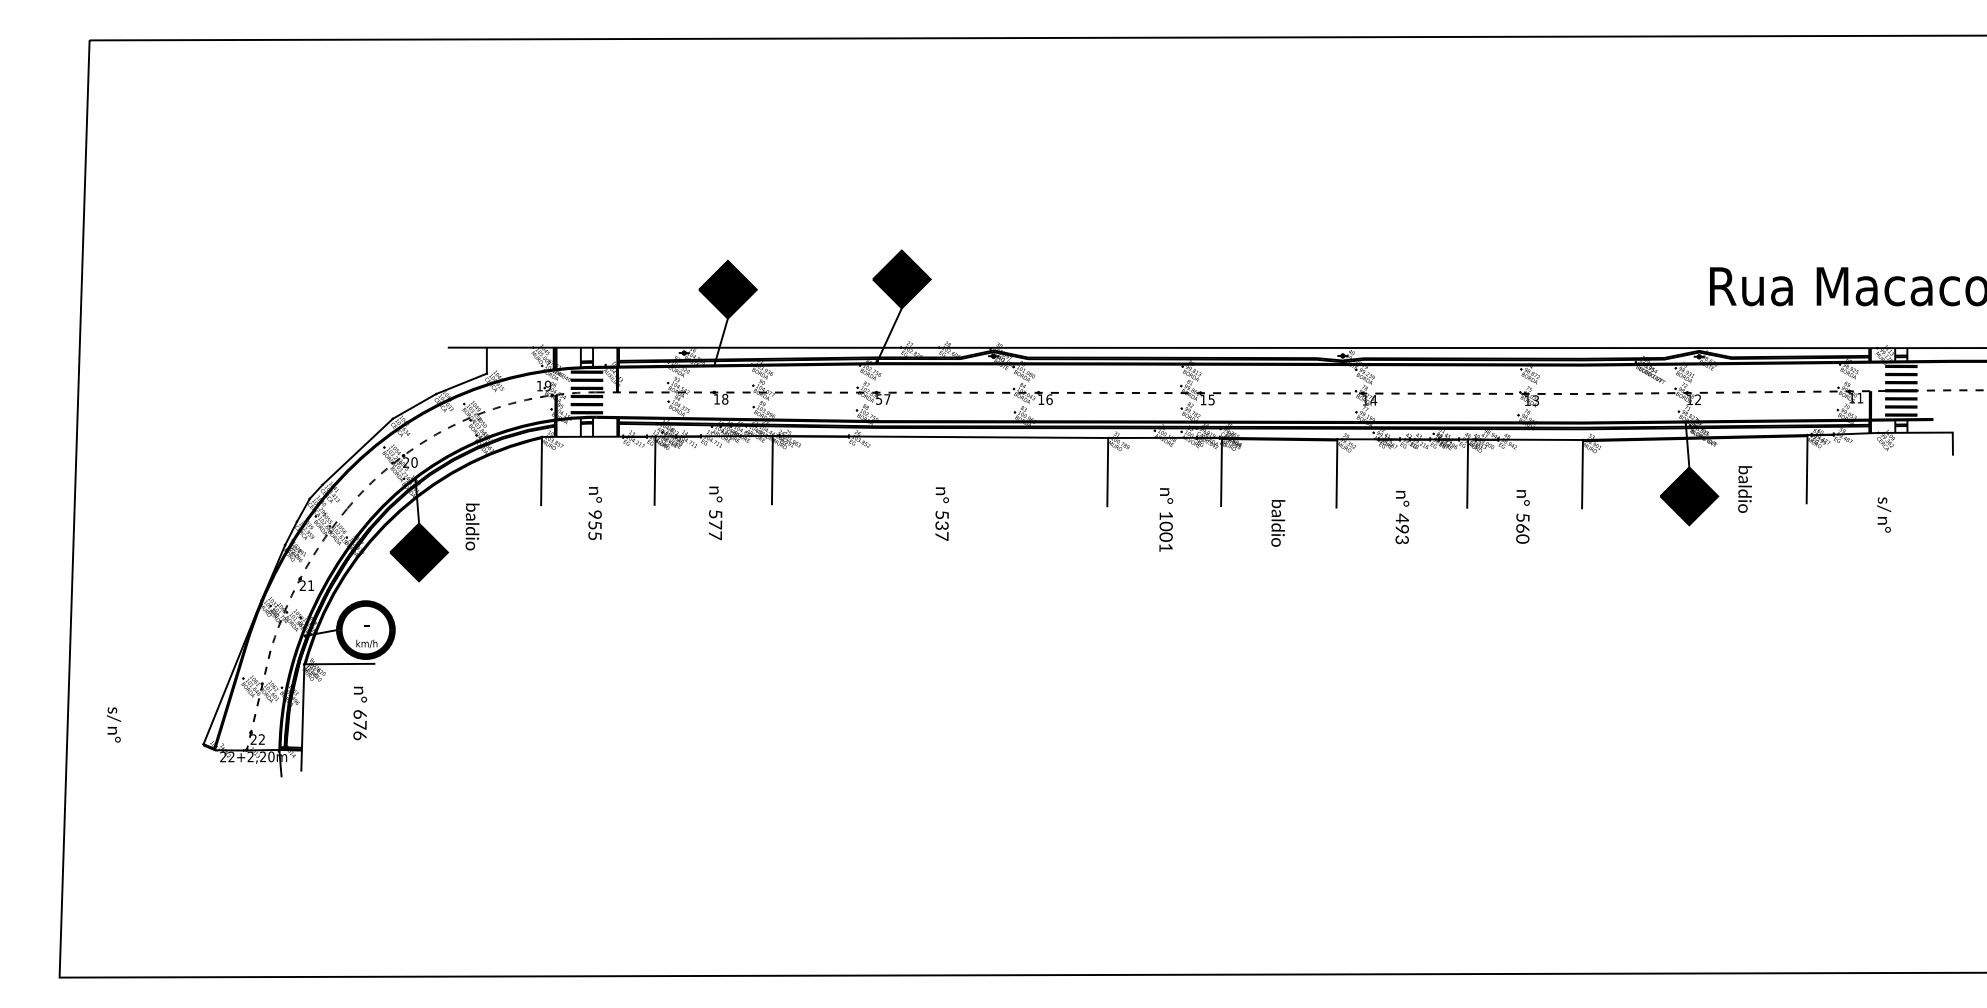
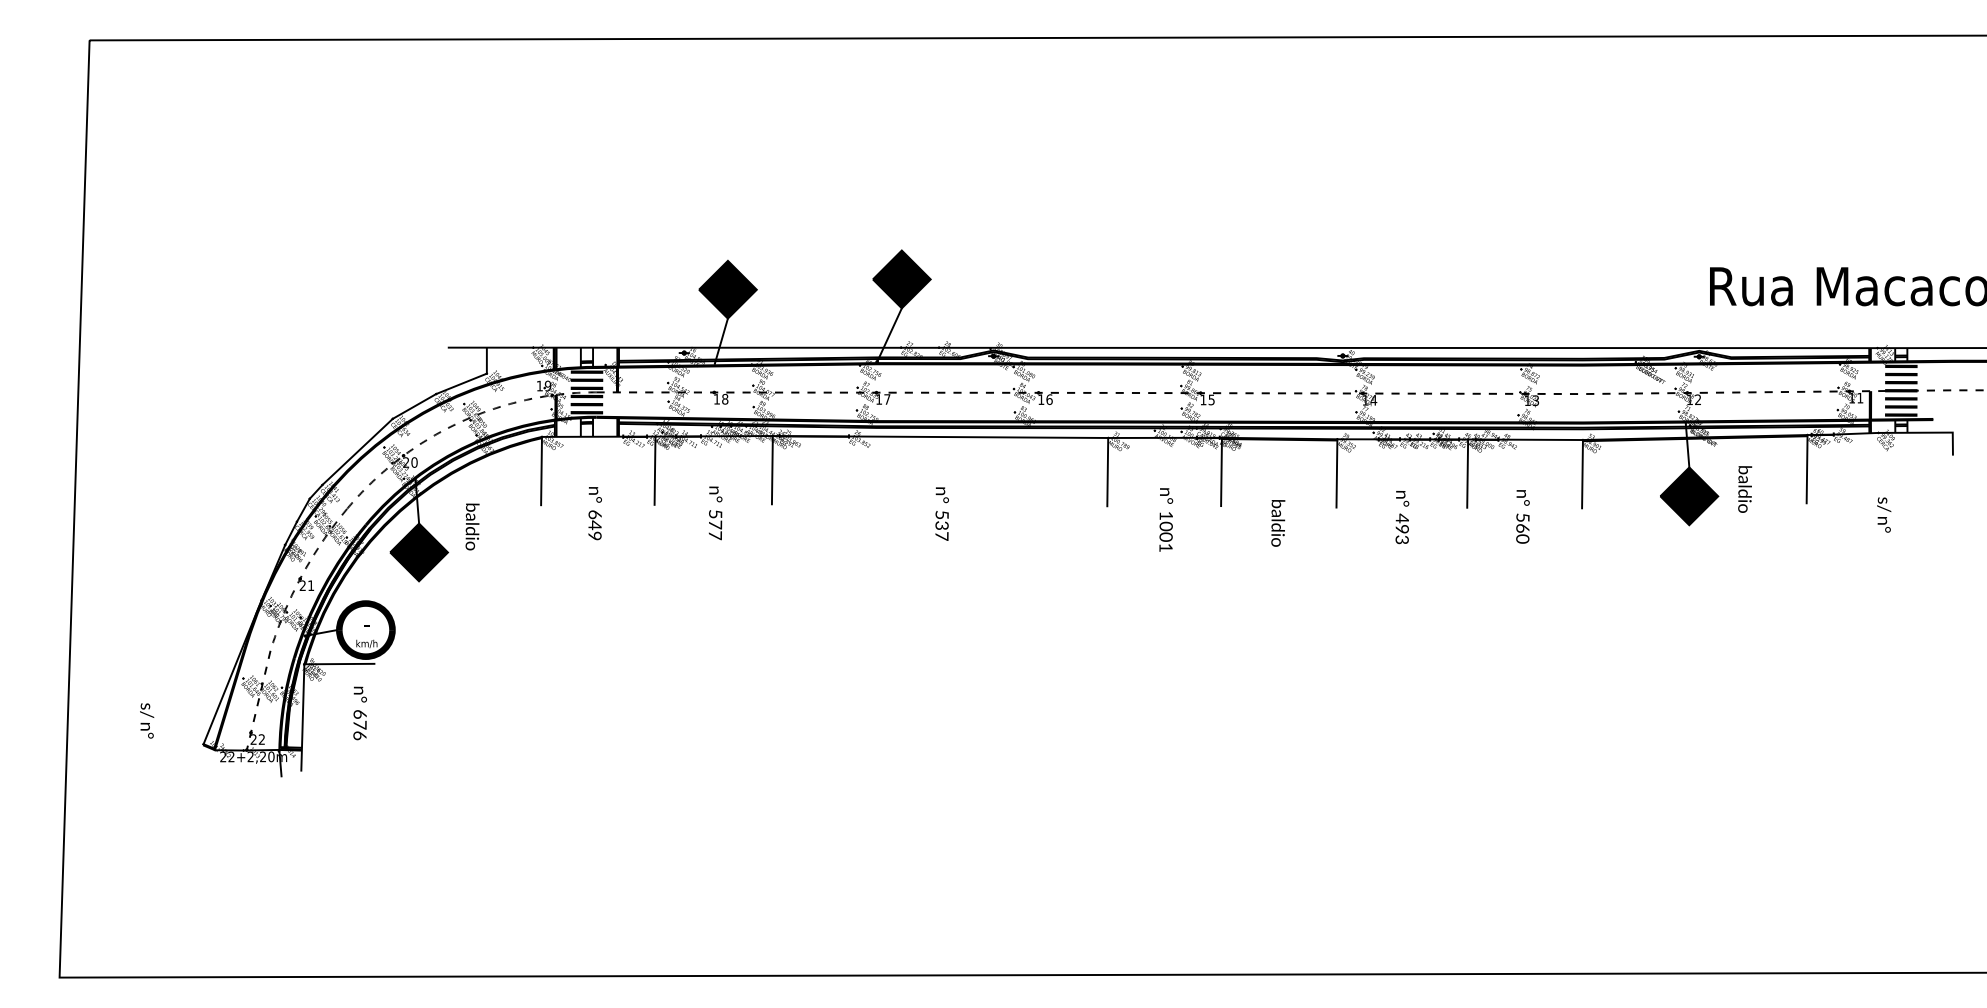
text: 57 -> 17 (879, 399)
text: 955 -> 649 (594, 525)
text position: (114, 724) -> (147, 720) (147, 720)
